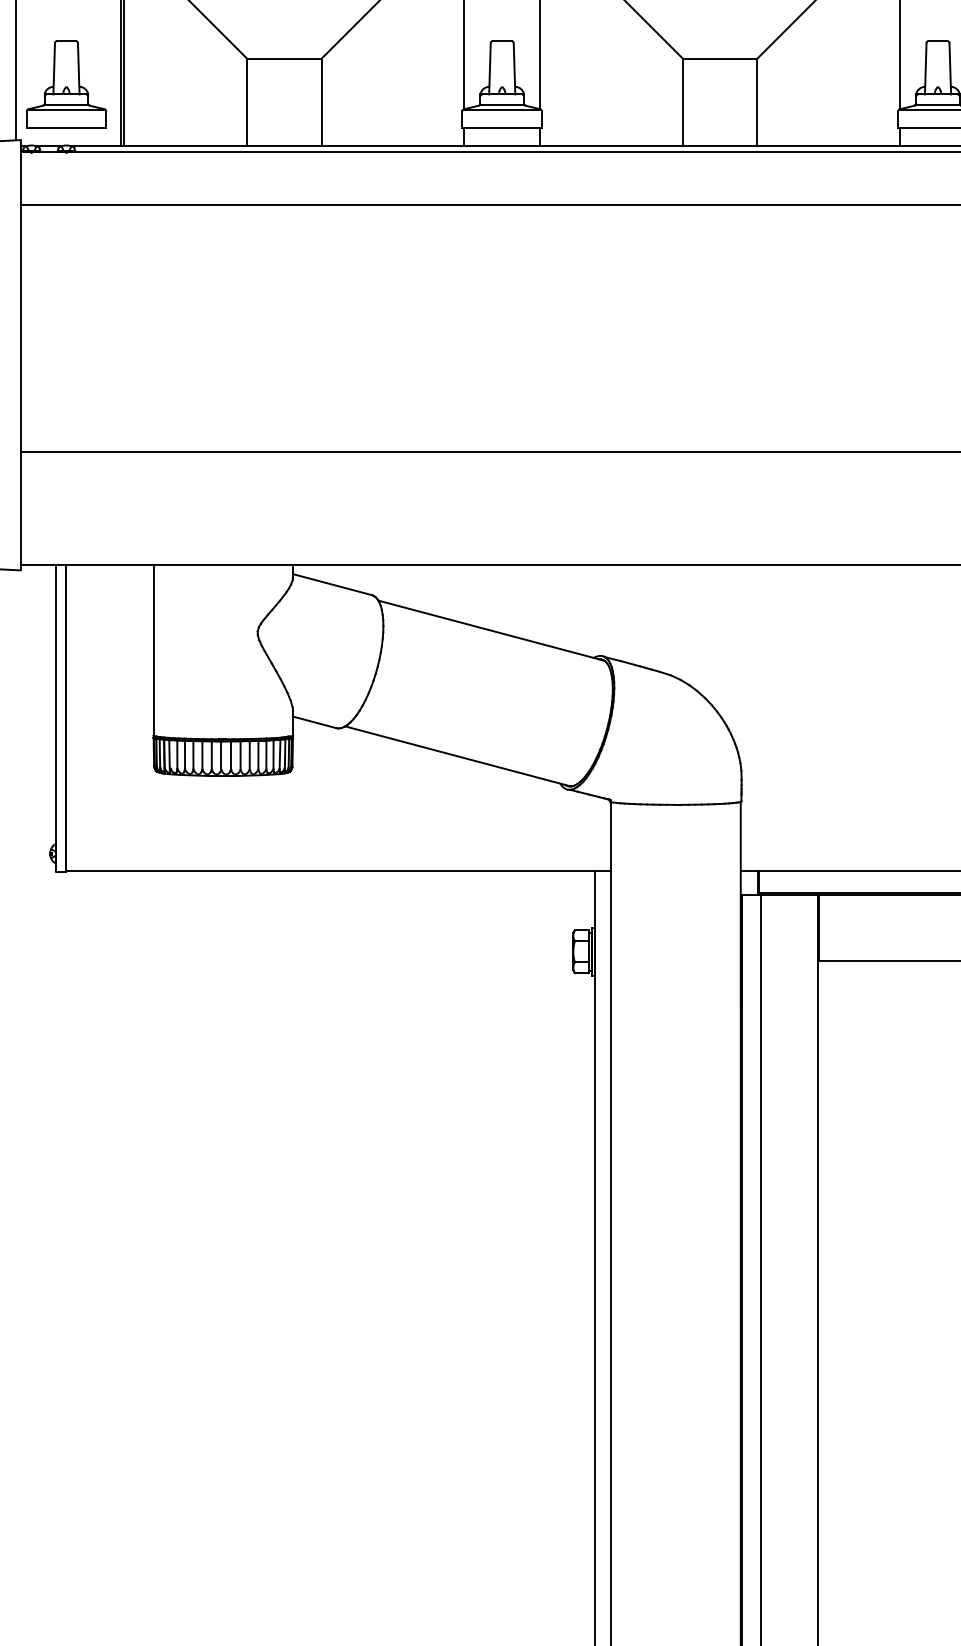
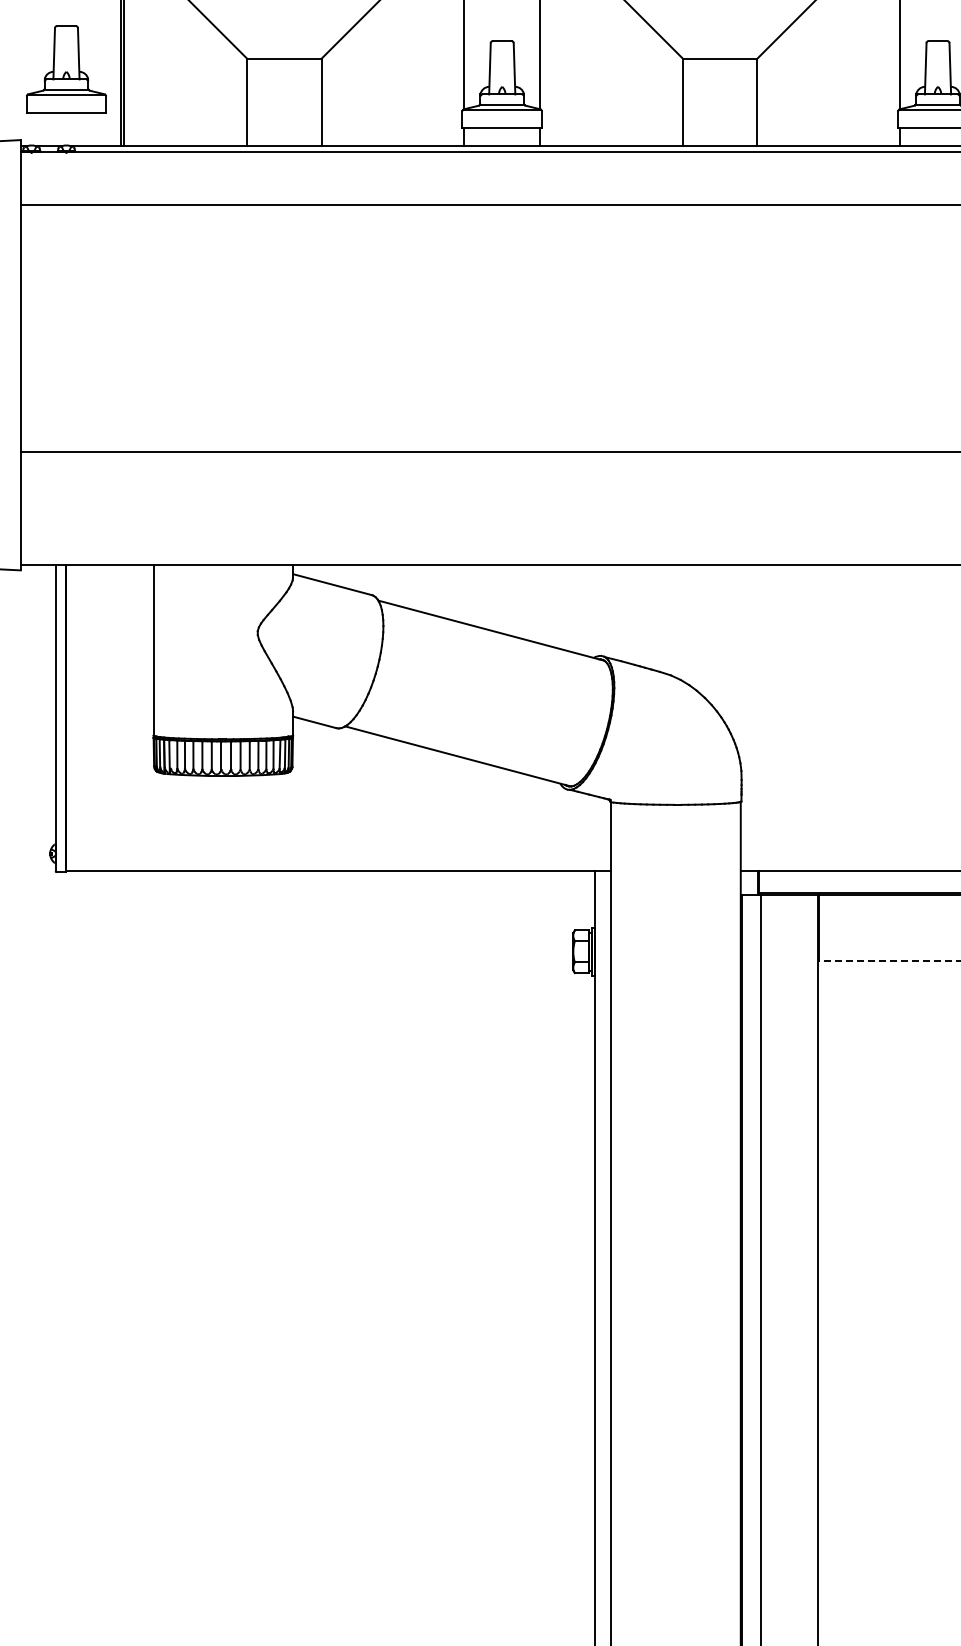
line: present -> none (16, 71)
part position: (66, 84) -> (66, 69) (66, 69)
line: solid -> dashed (889, 960)
